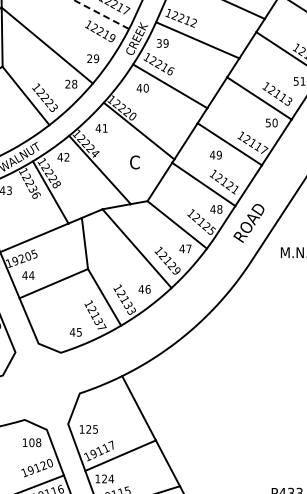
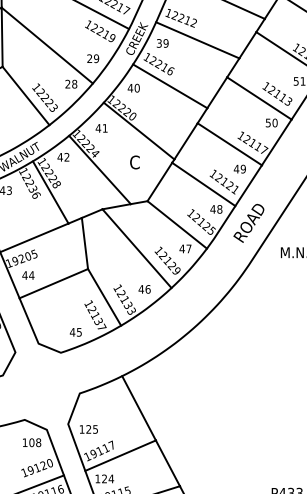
line: dashed -> solid (101, 14)
text position: (142, 87) -> (133, 87) (133, 87)
text position: (215, 154) -> (239, 168) (239, 168)
